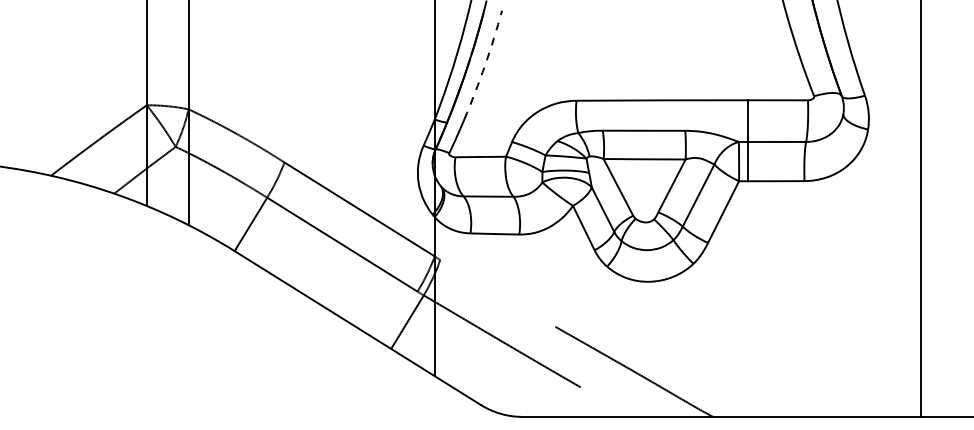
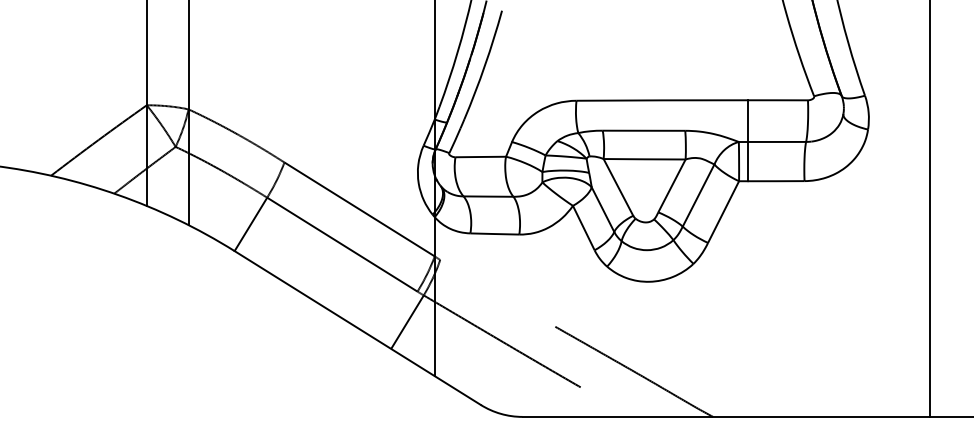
arc: dashed -> solid (485, 65)
line position: (921, 209) -> (930, 209) (930, 209)
